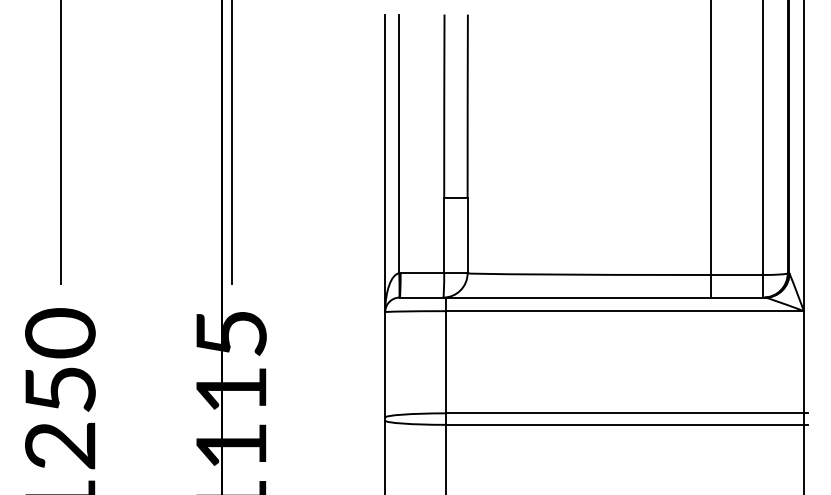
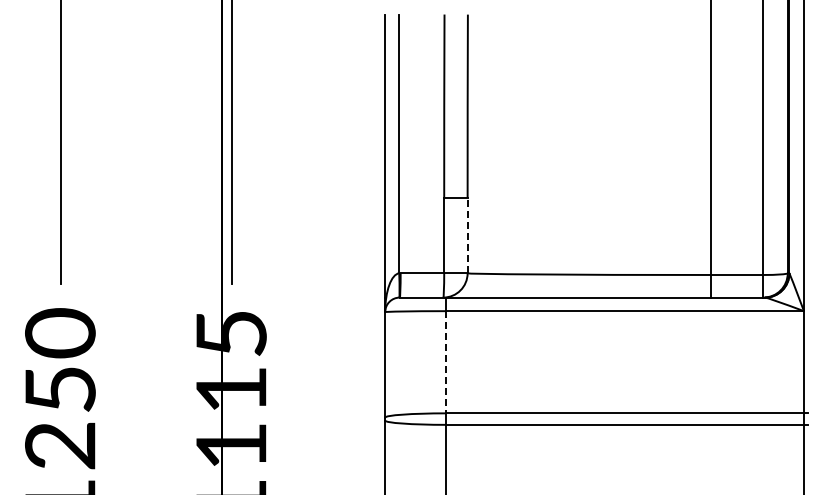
line: solid -> dashed (467, 235)
line: solid -> dashed (445, 362)
